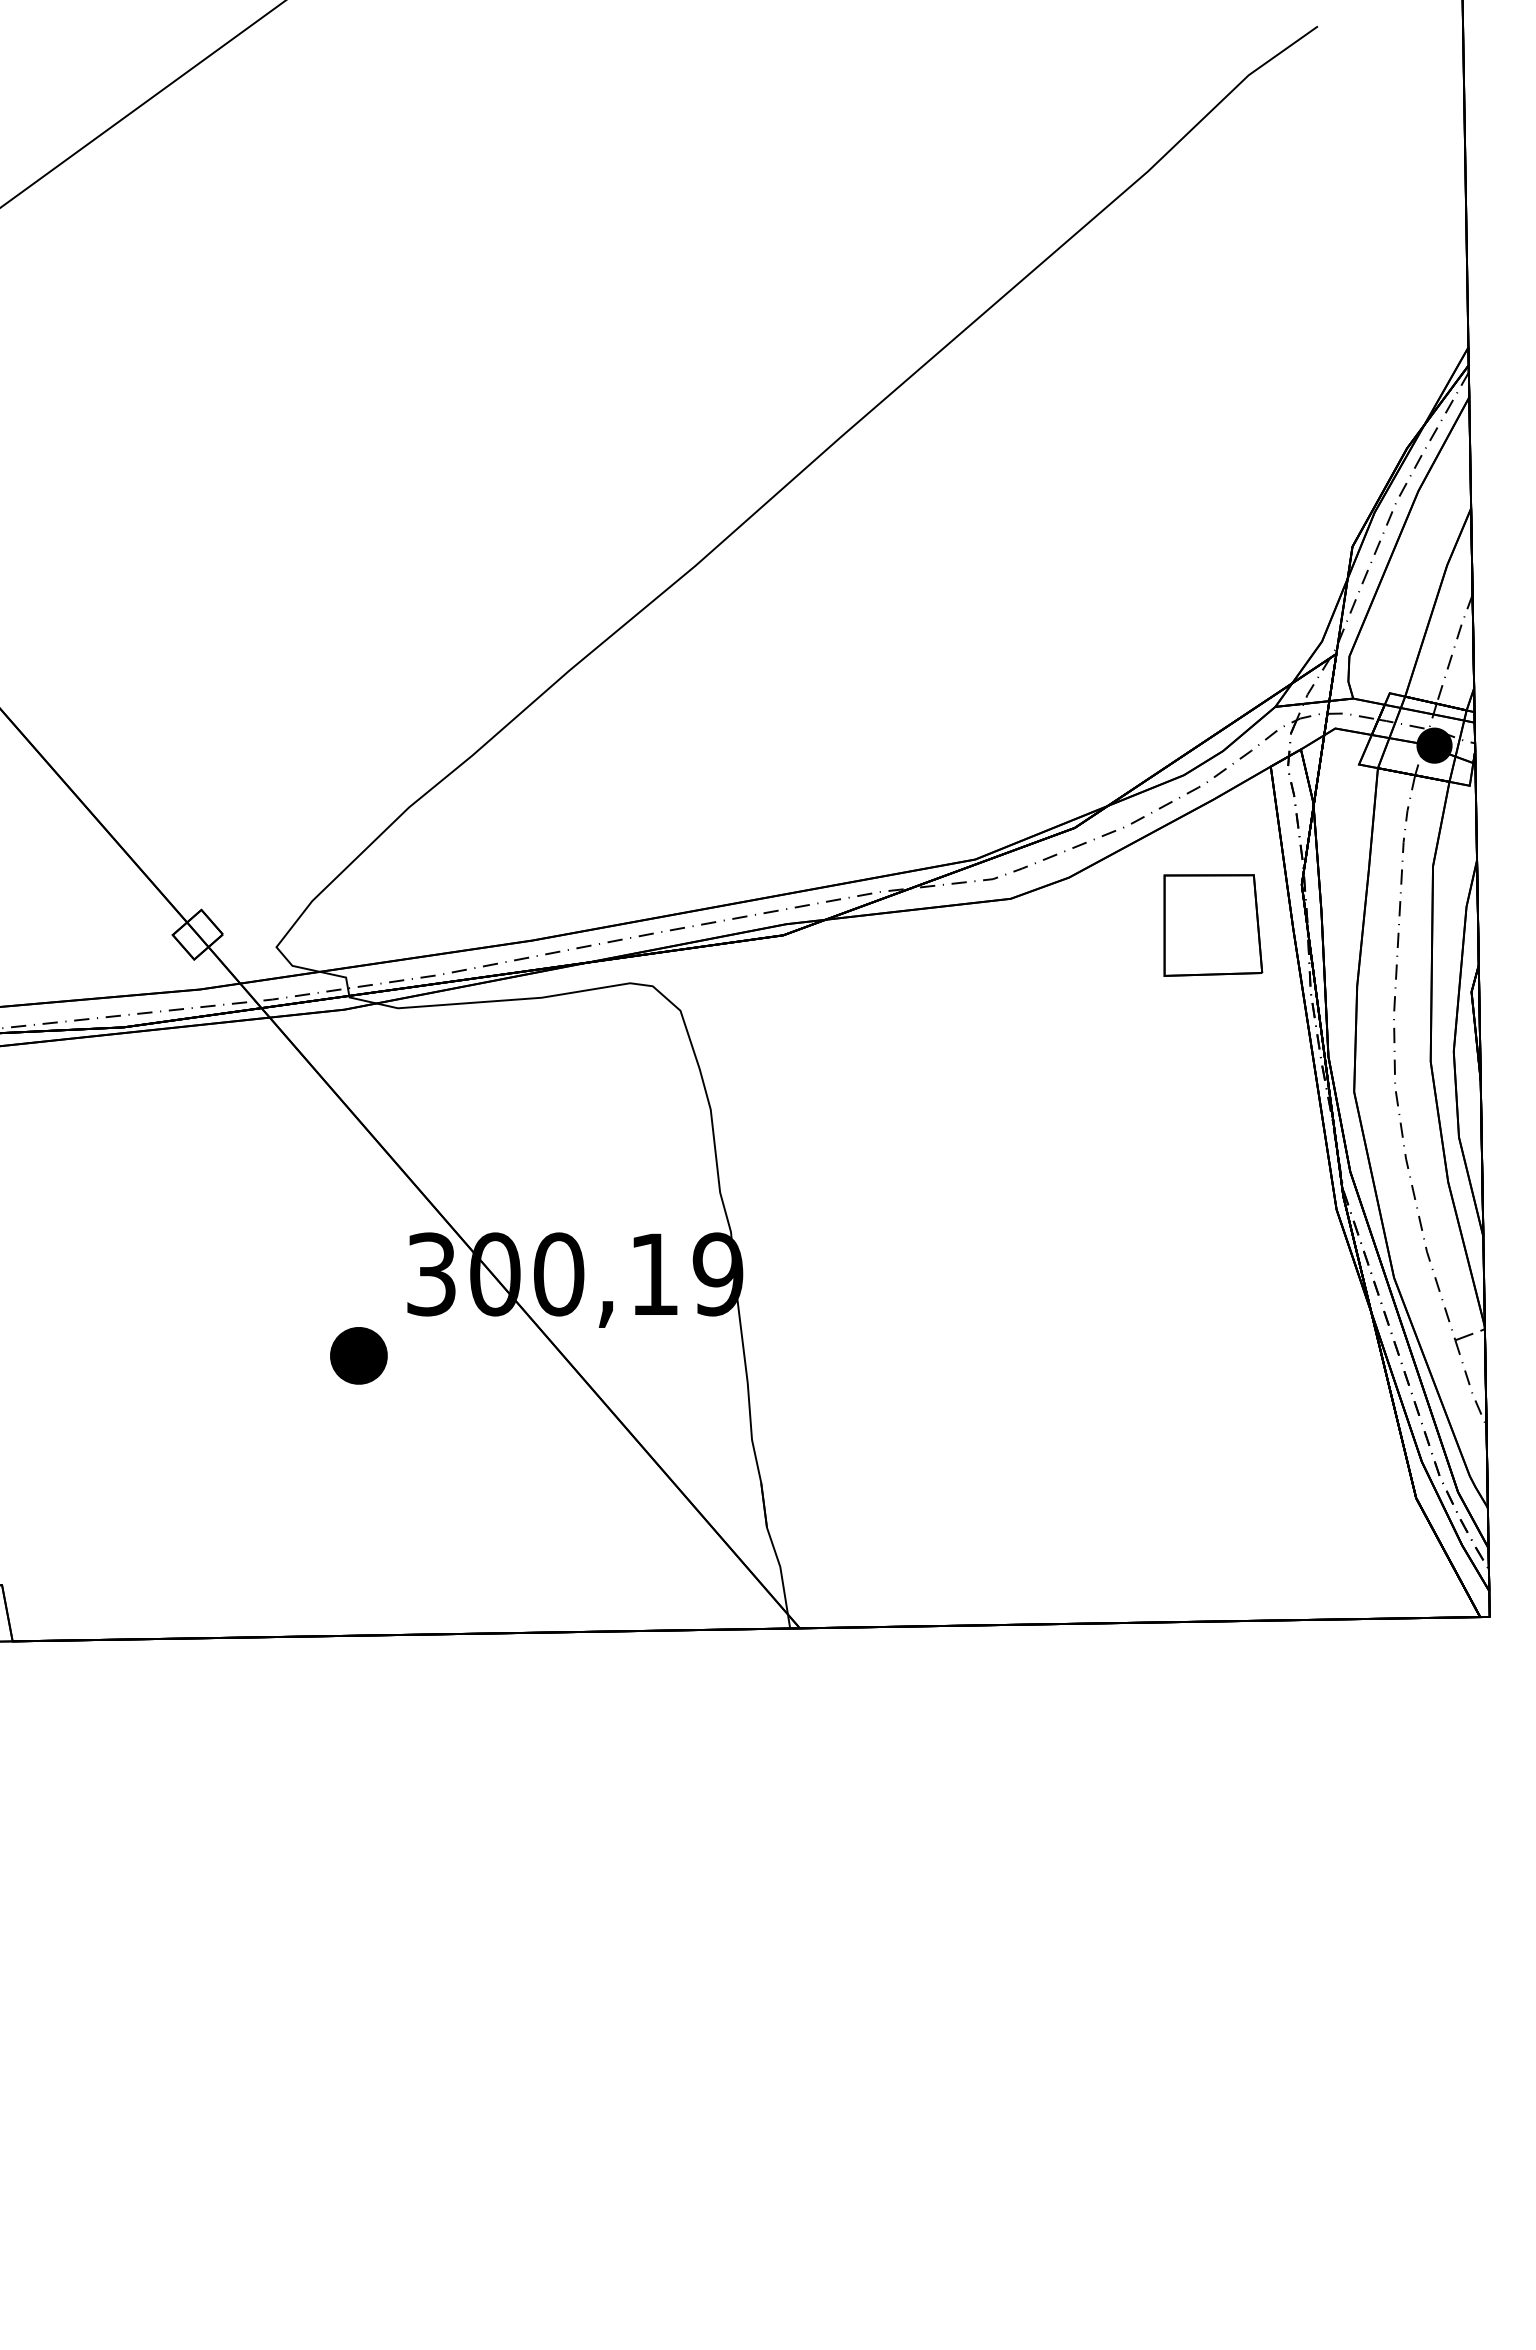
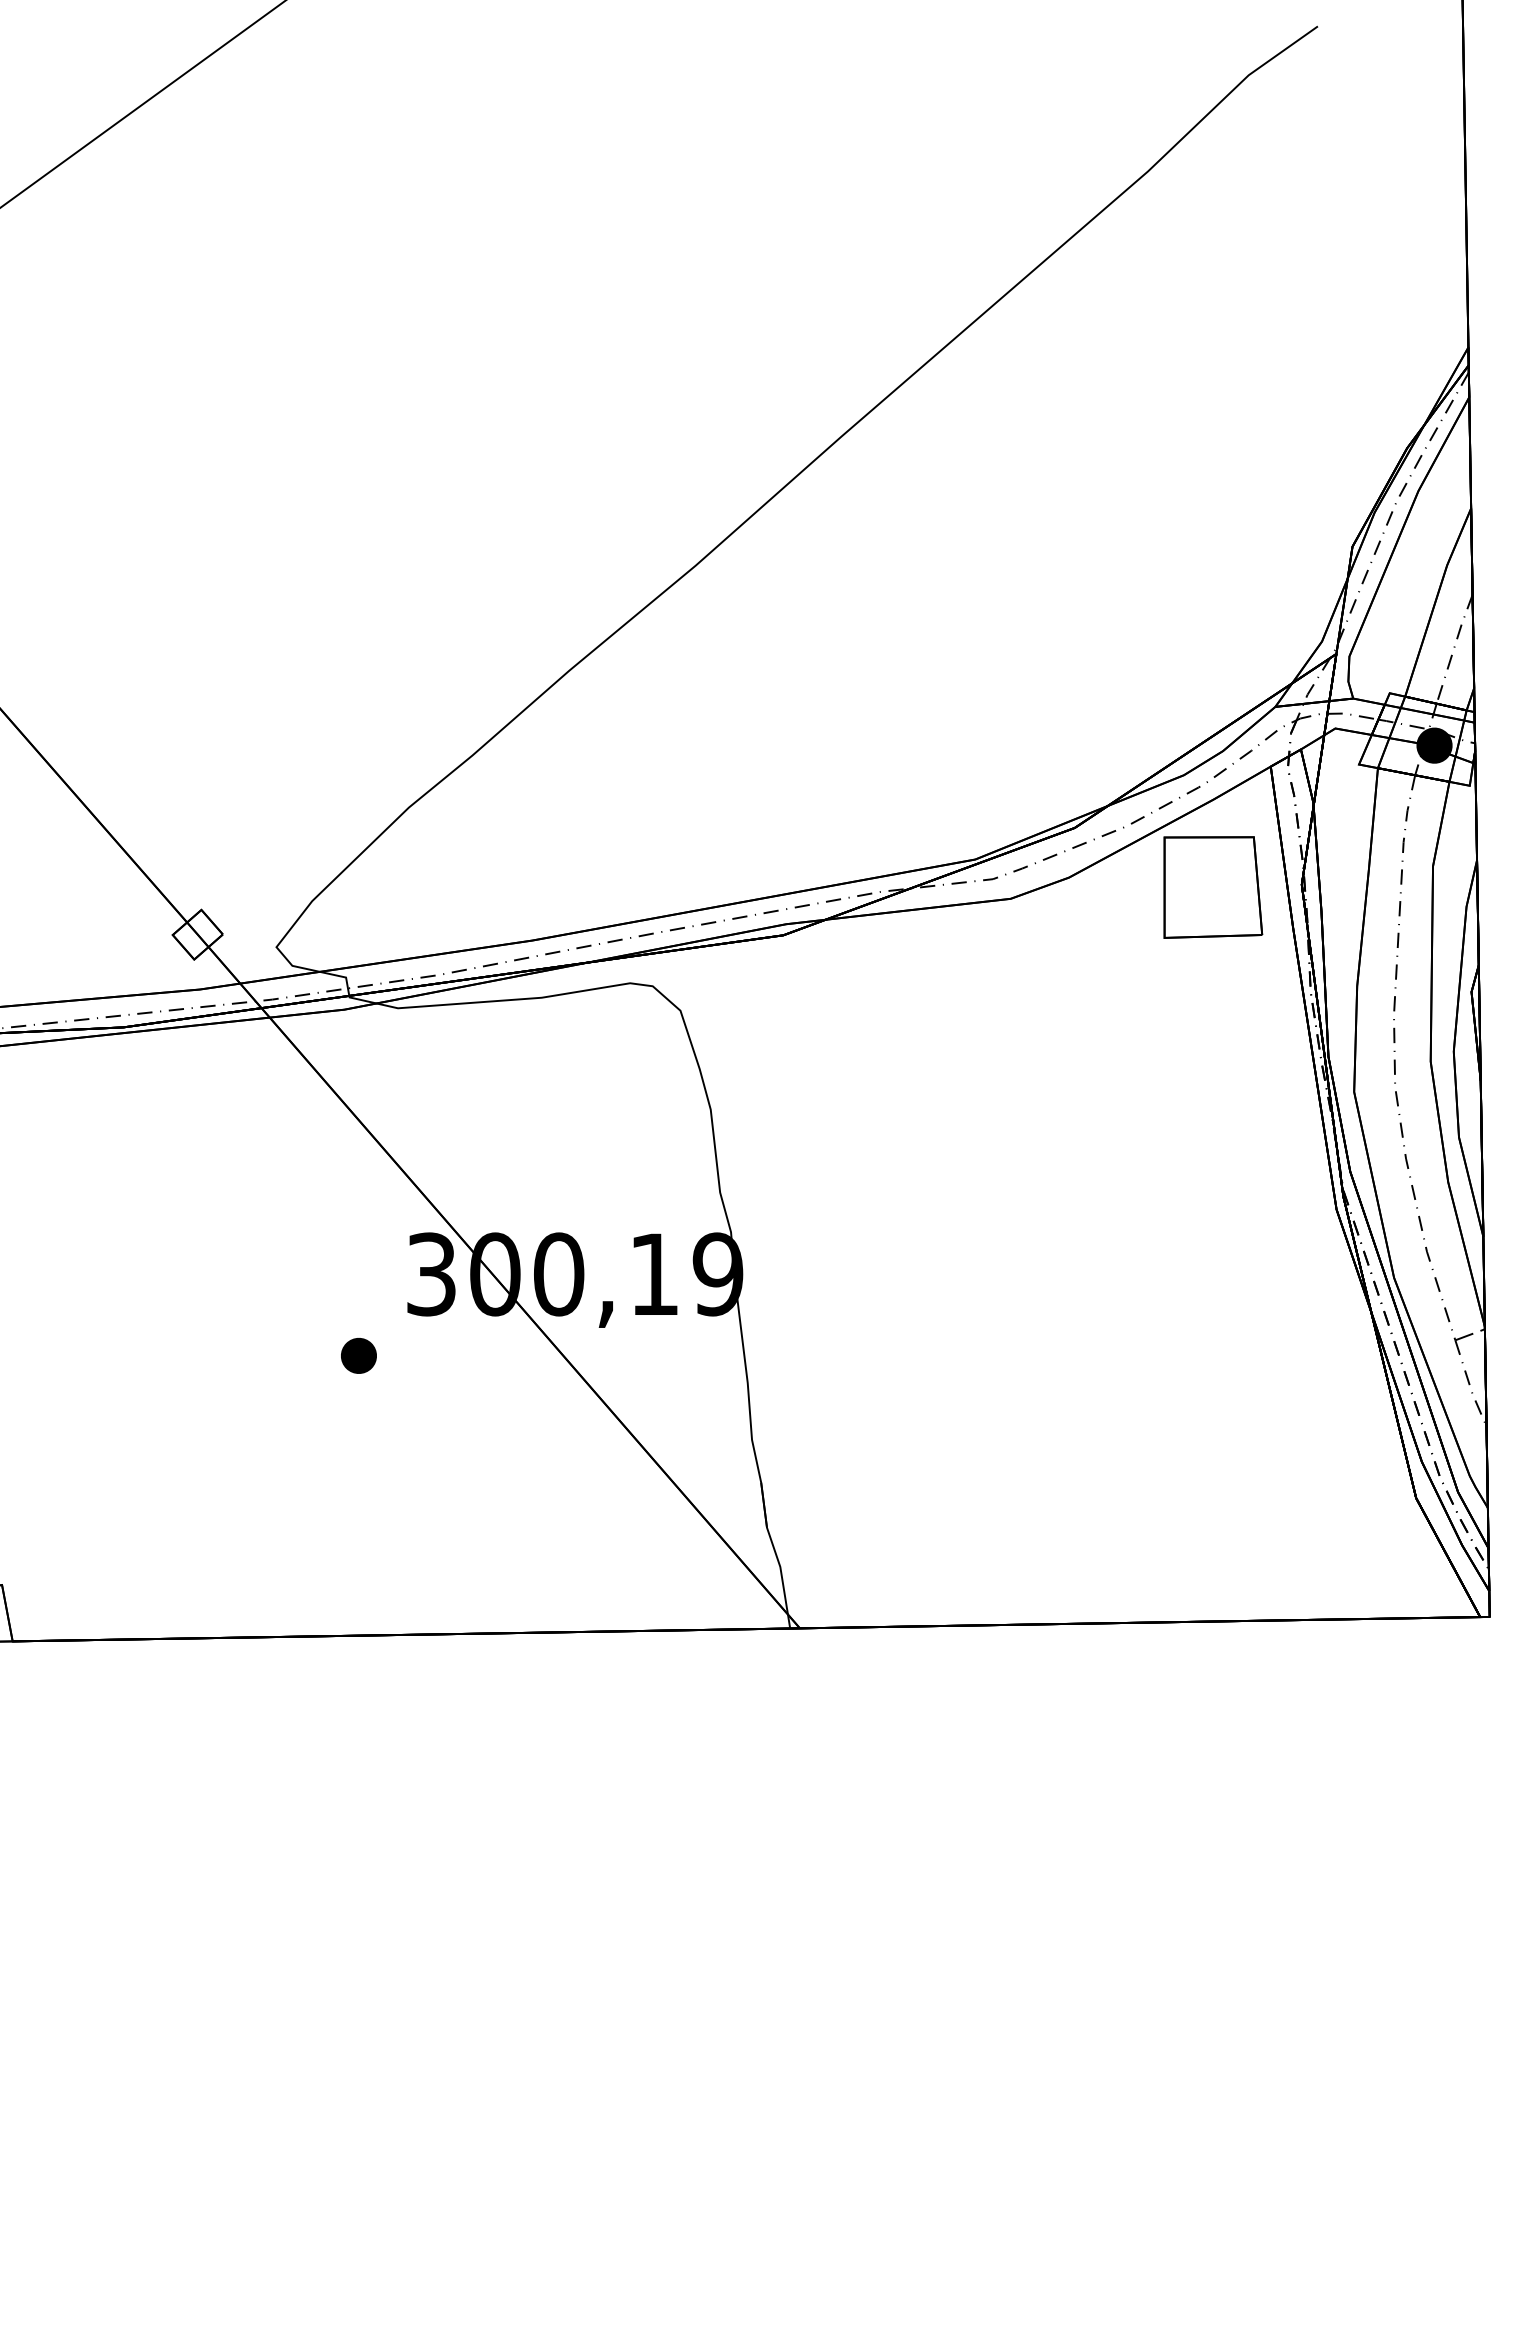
part position: (1213, 925) -> (1213, 887) (1213, 887)
part size: 58x58 px -> 36x36 px (358, 1355)
